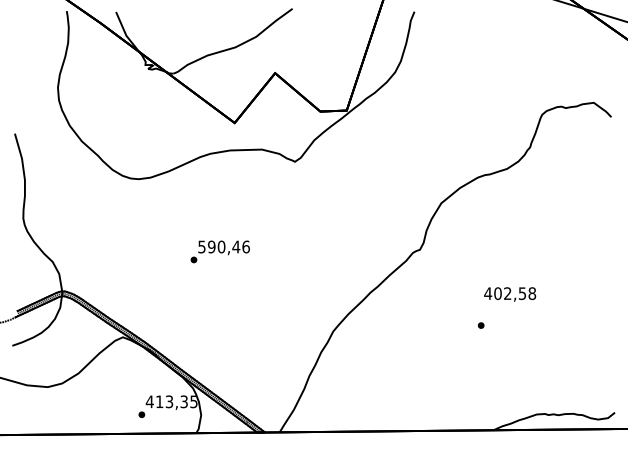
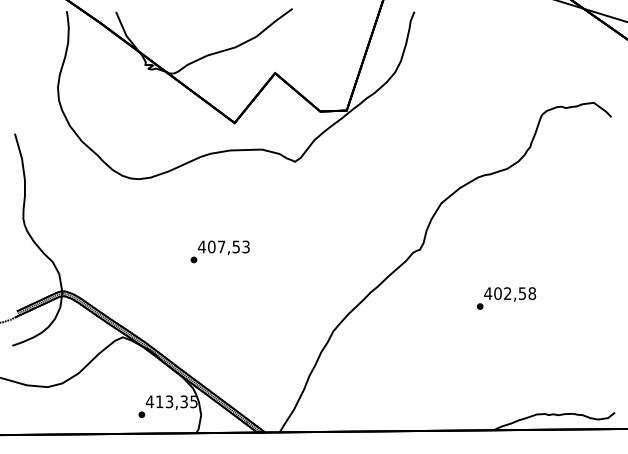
text: 590,46 -> 407,53 (223, 246)
part position: (480, 325) -> (479, 306) (479, 306)
